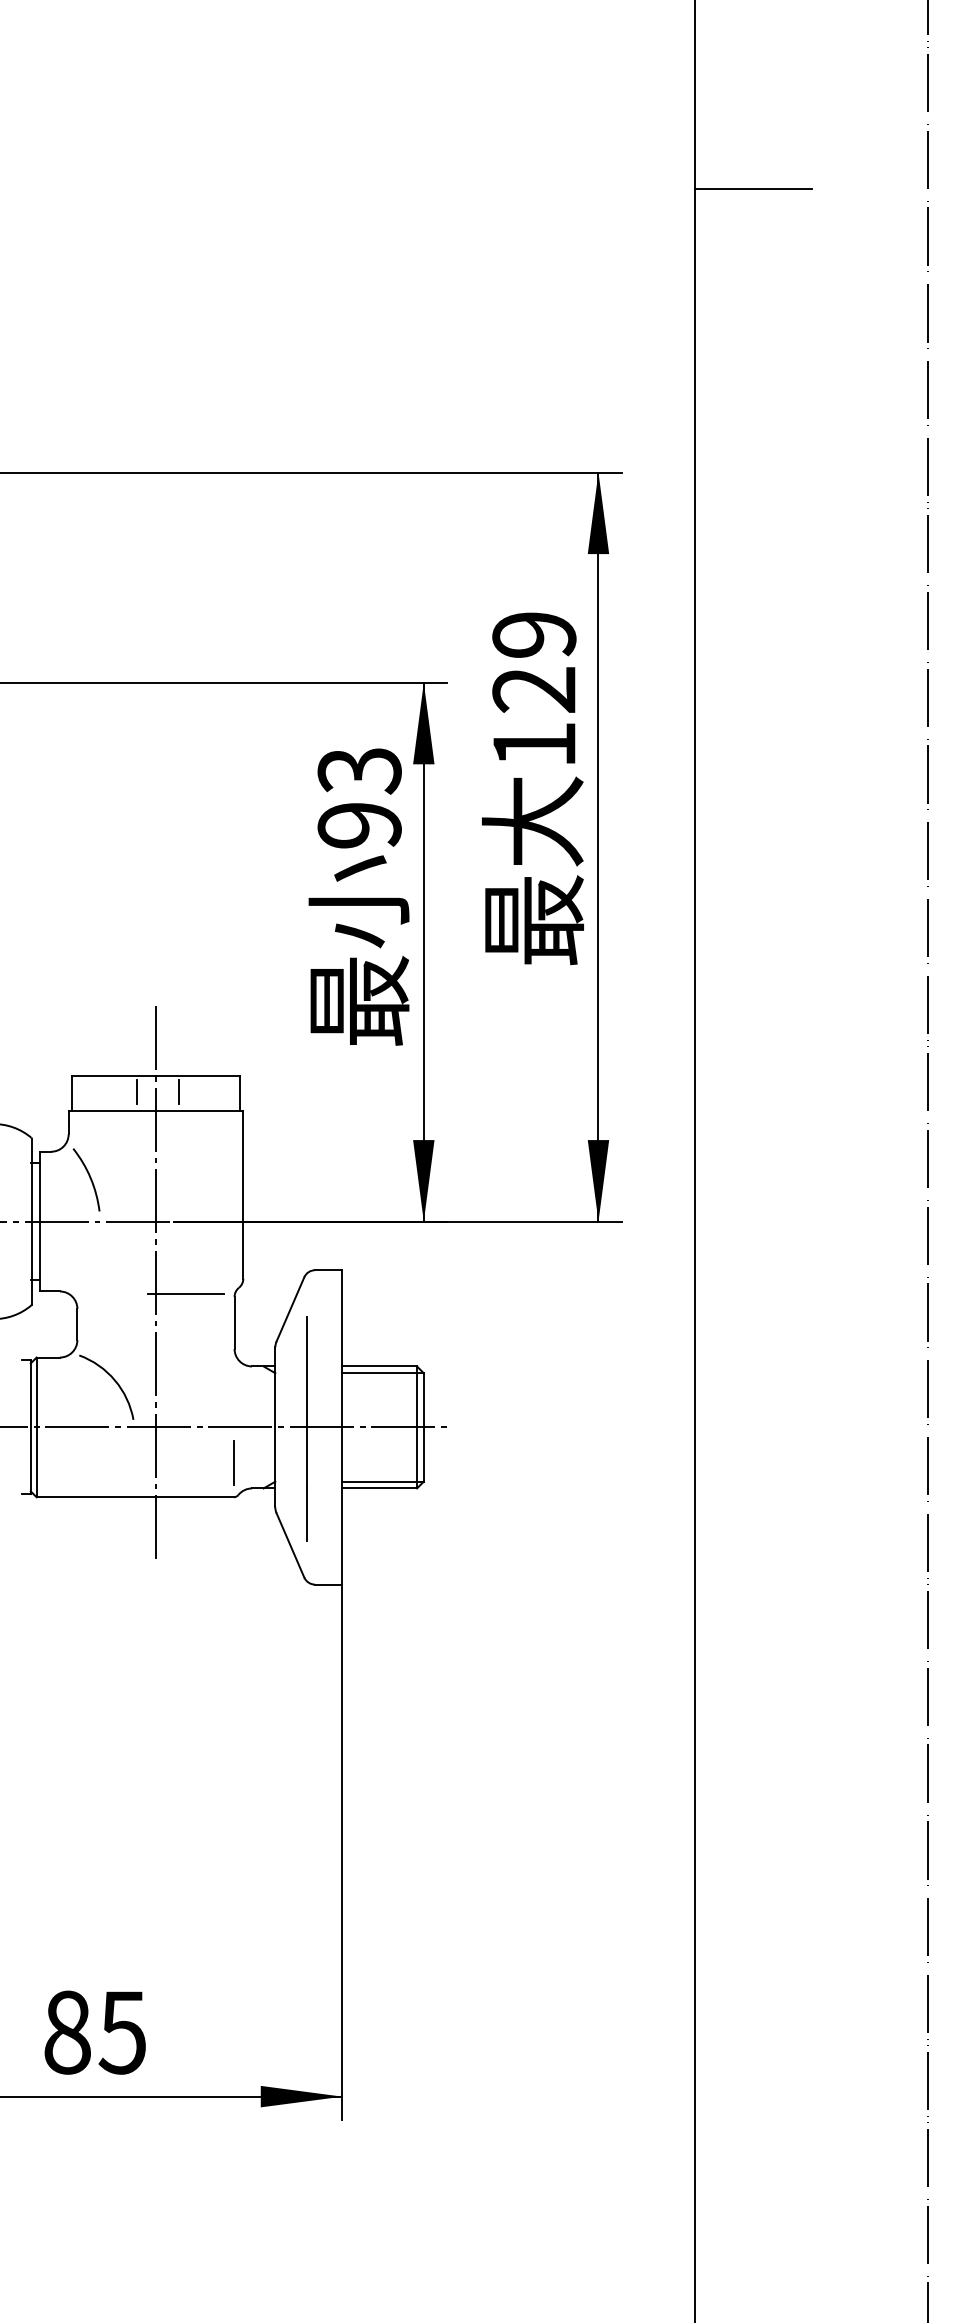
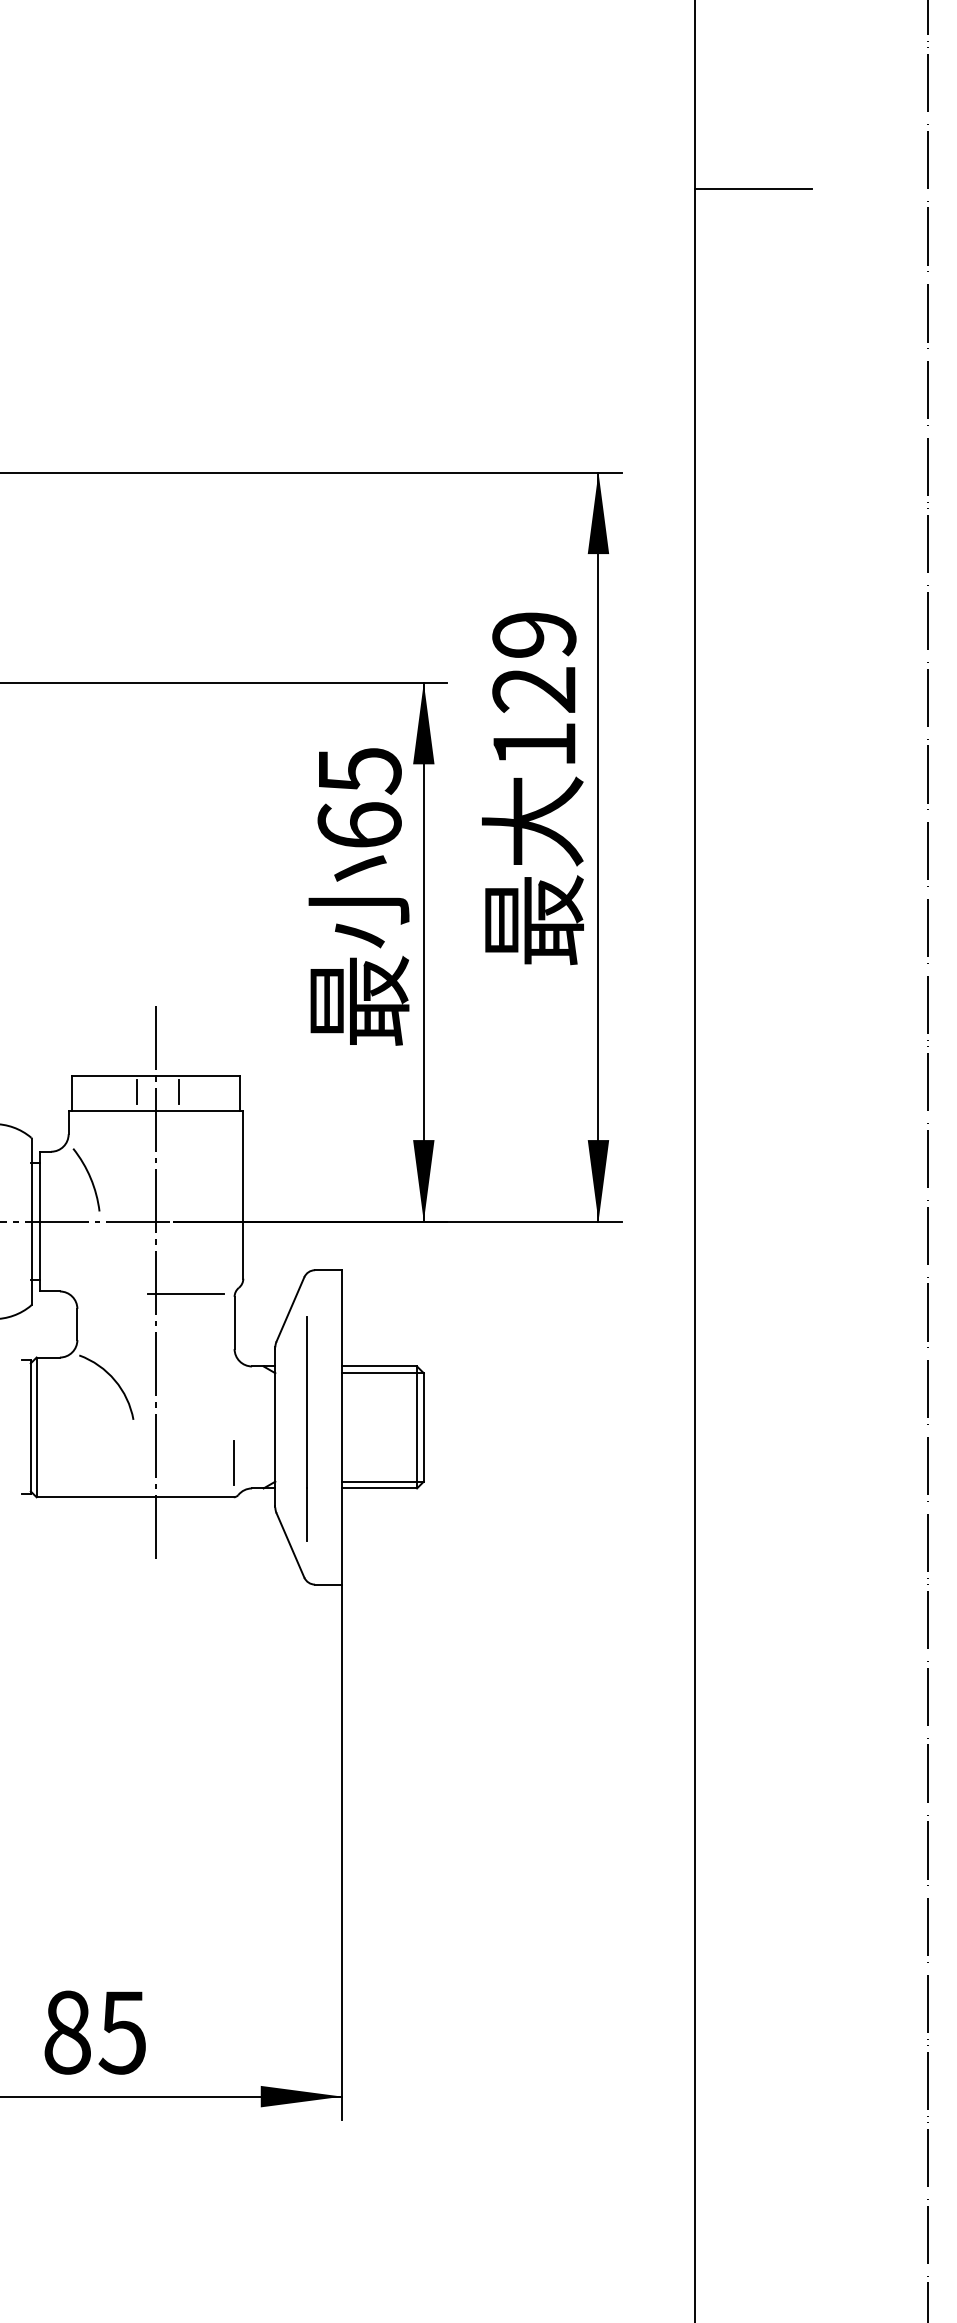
text: 93 -> 65 (359, 798)
line: present -> none (227, 1427)
